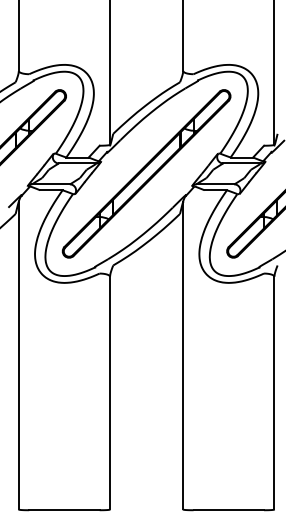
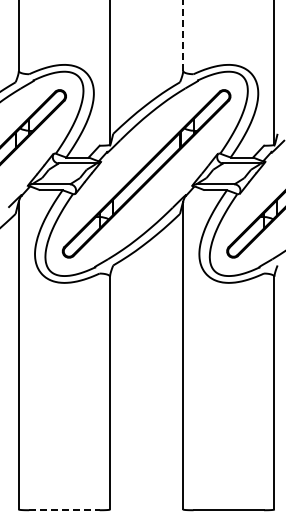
line: solid -> dashed (183, 35)
line: solid -> dashed (64, 510)
